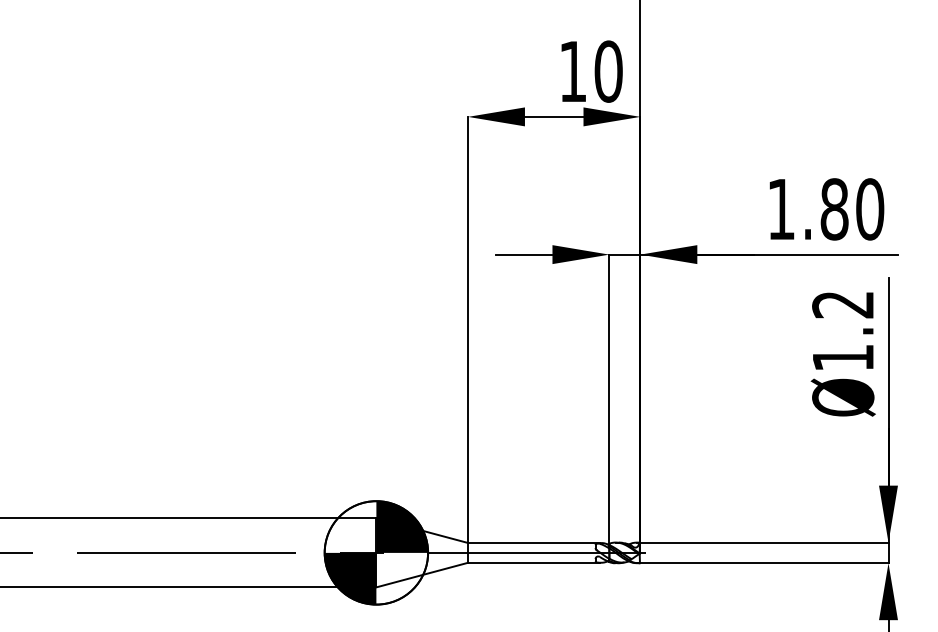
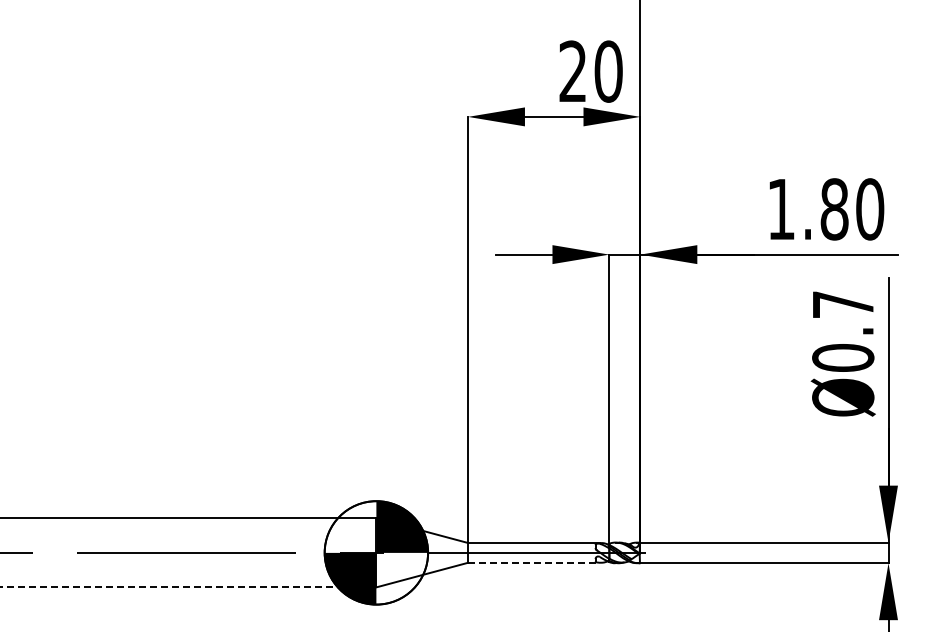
text: 10 -> 20 (572, 70)
text: Ø1.2 -> Ø0.7 (843, 331)
line: solid -> dashed (534, 562)
line: solid -> dashed (188, 587)
